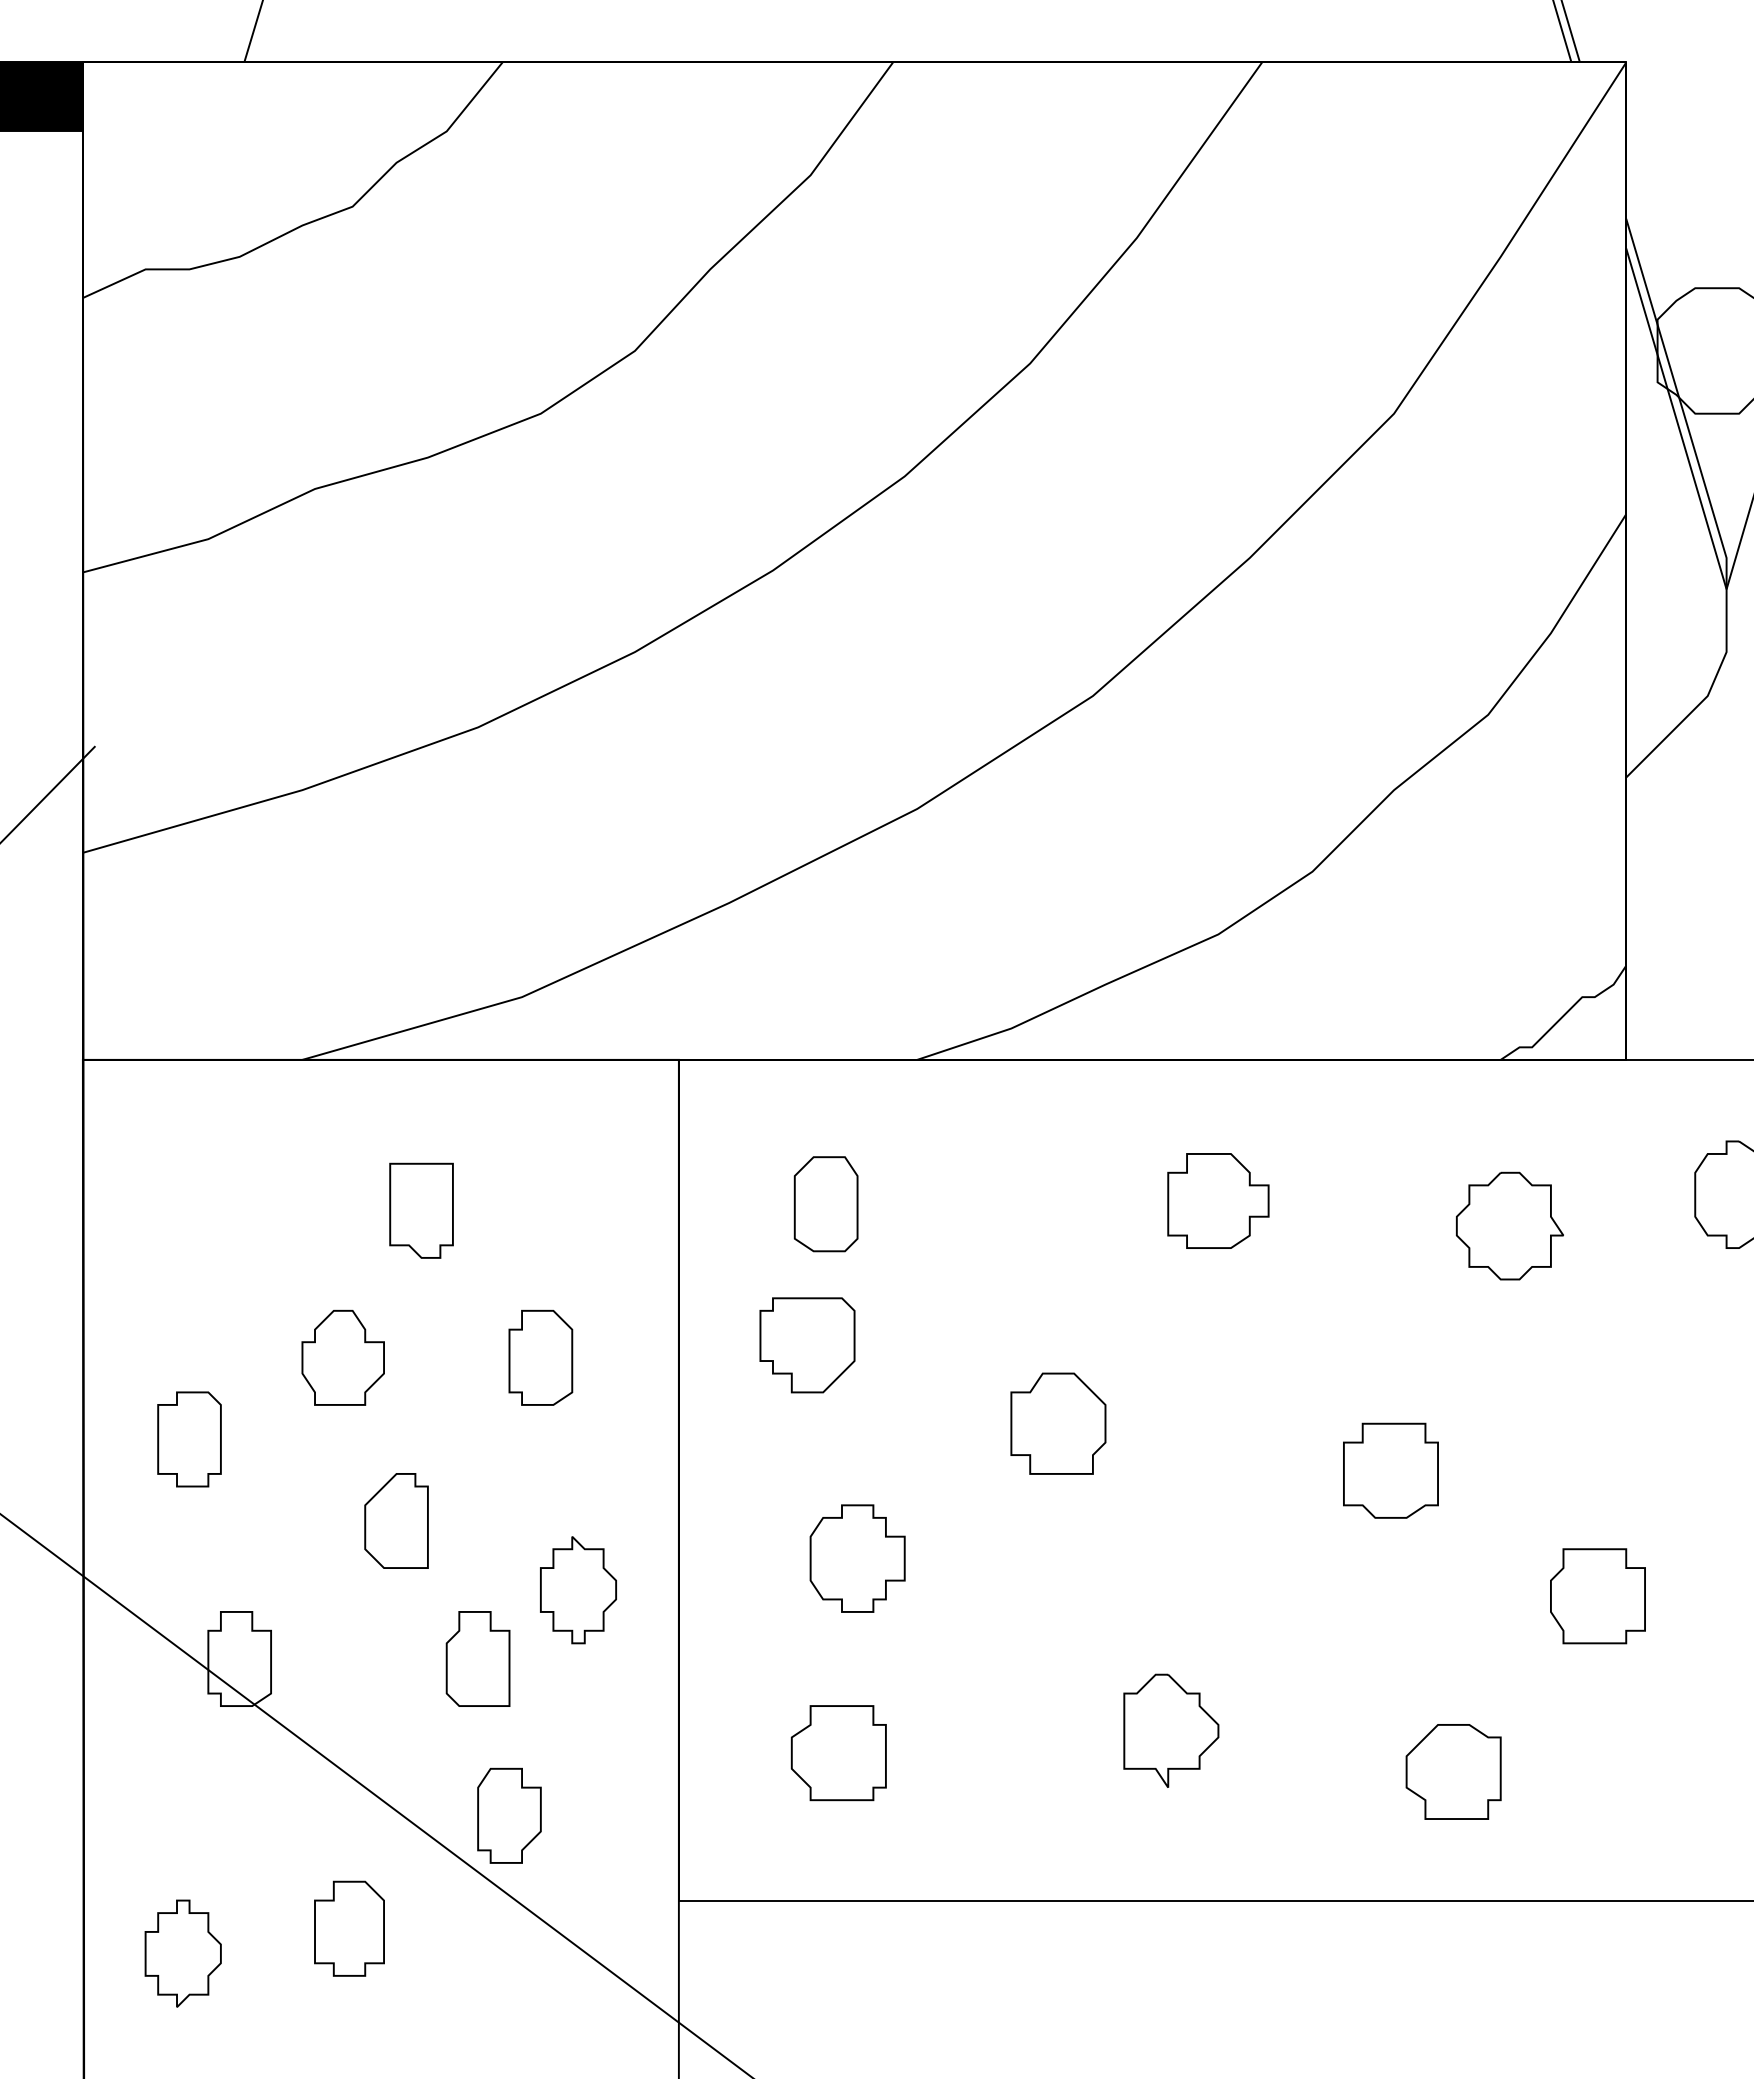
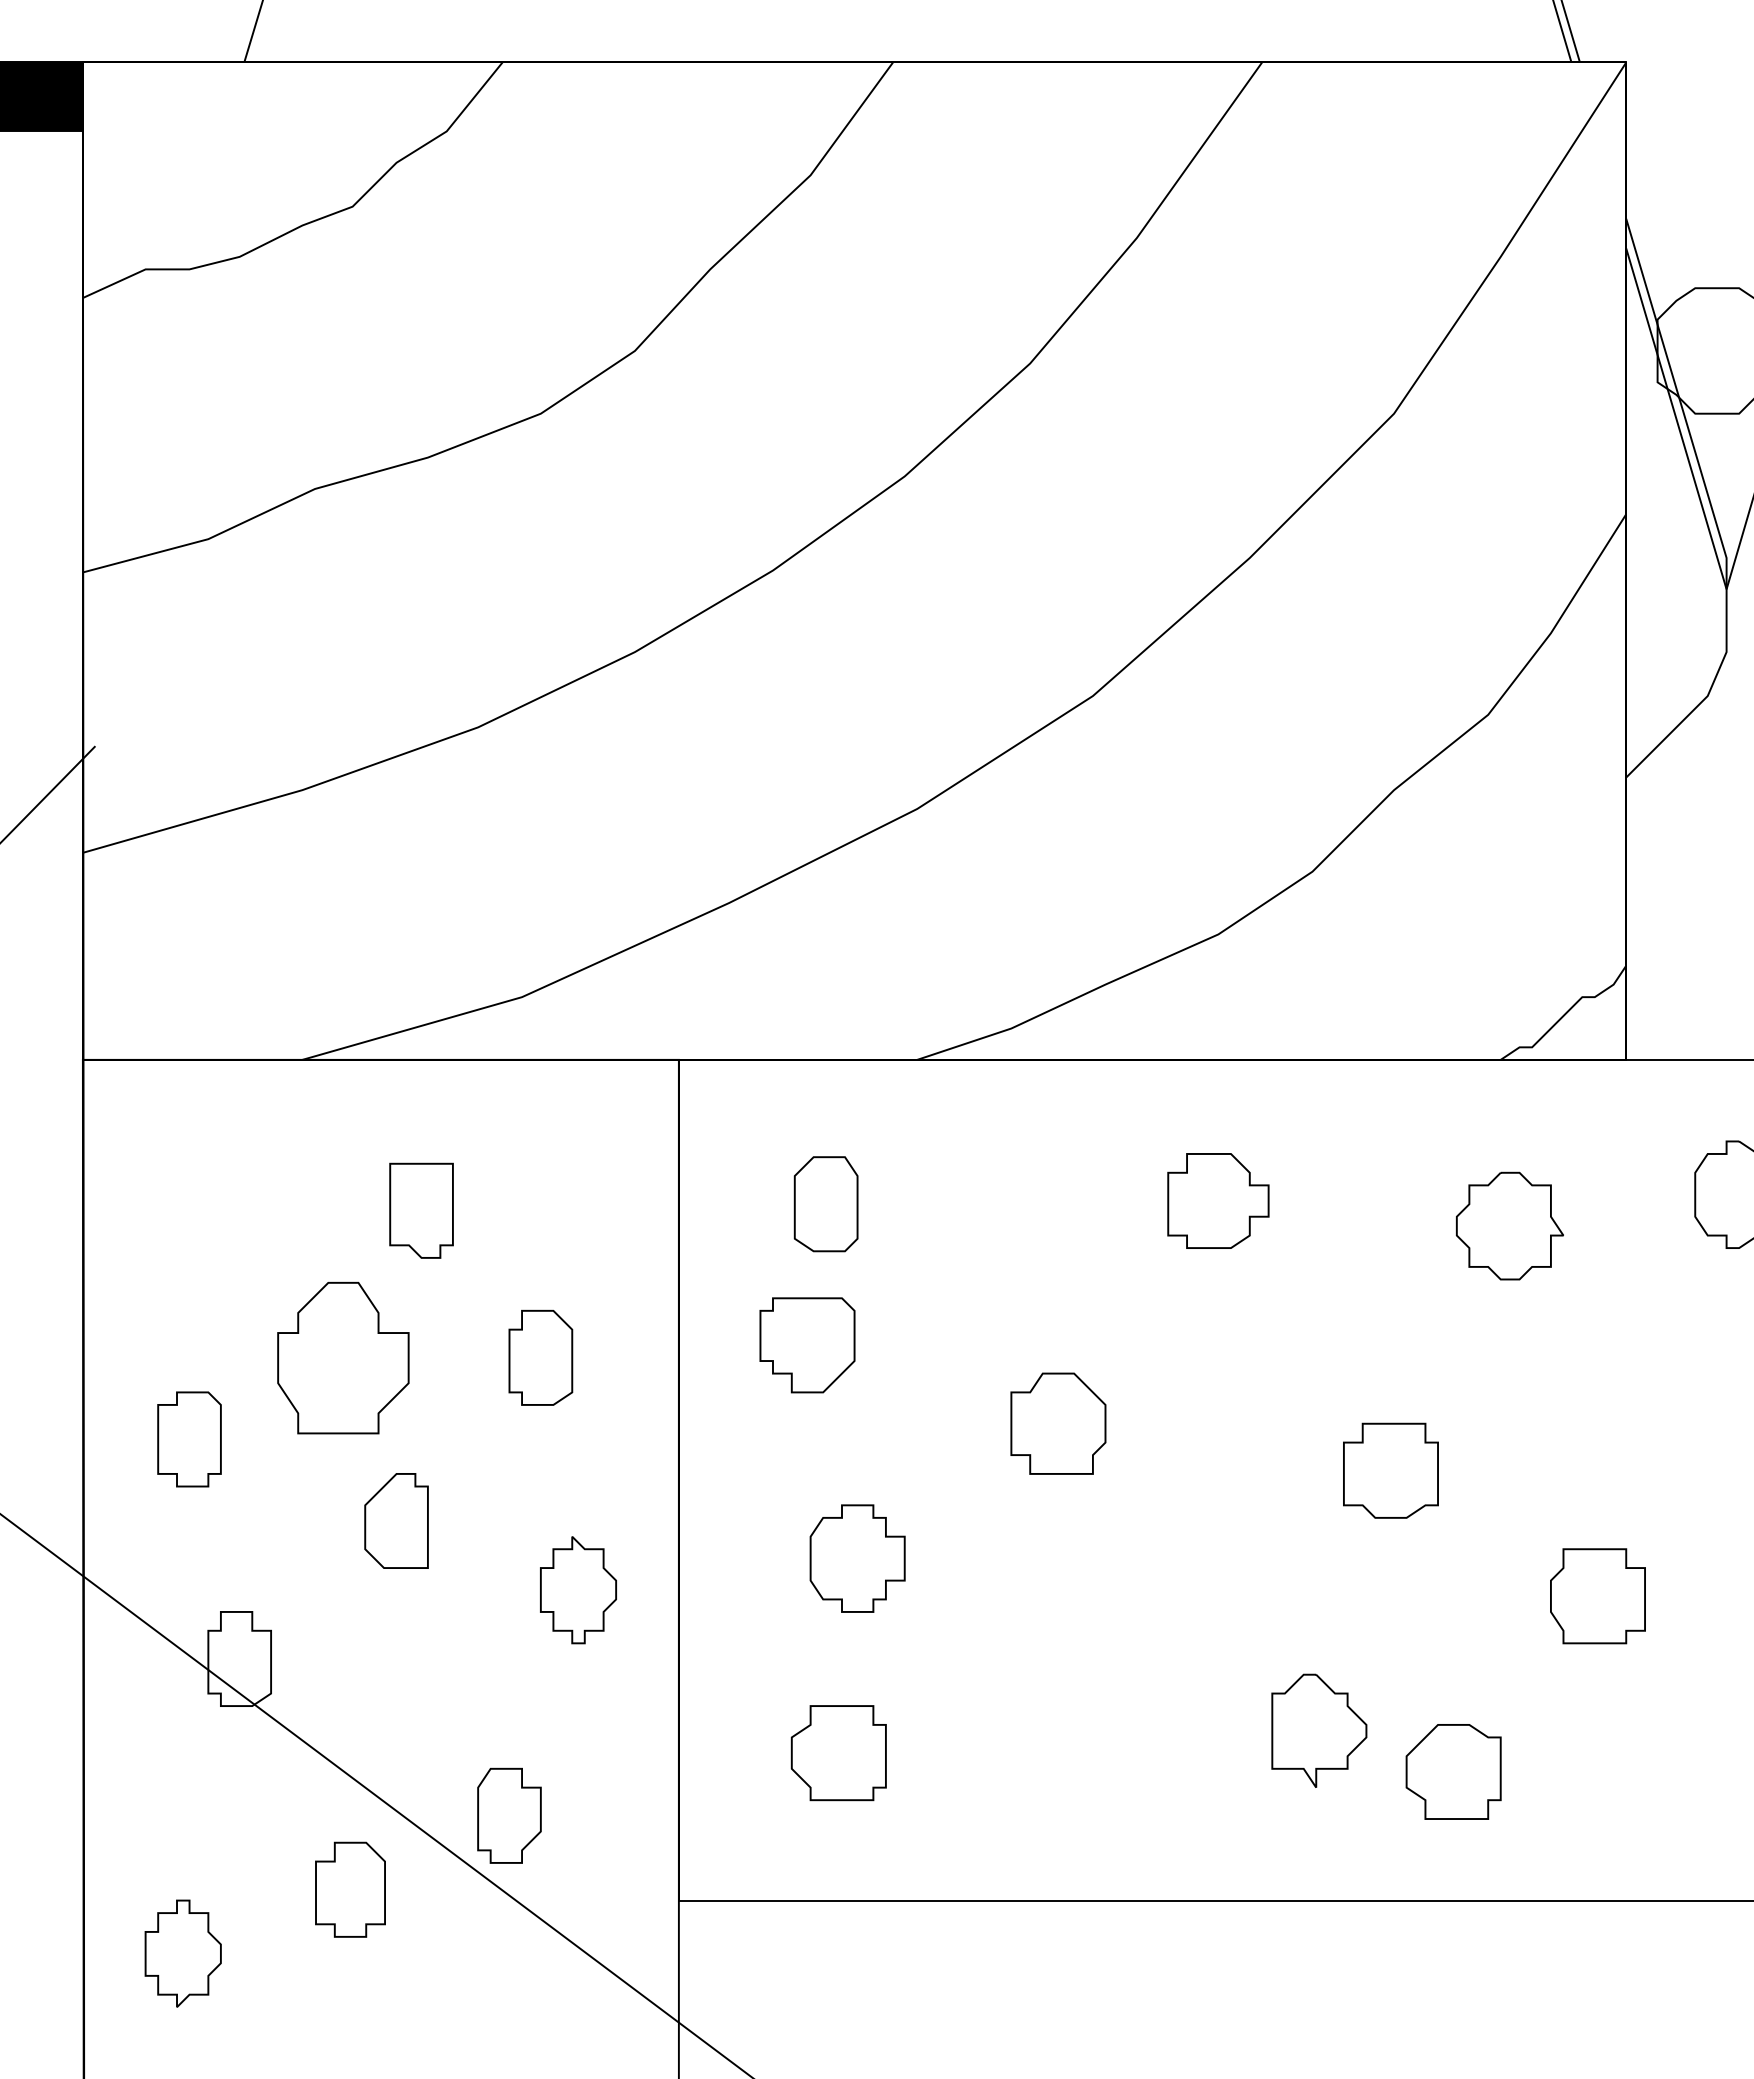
part size: 84x97 px -> 133x153 px (343, 1358)
part: present -> none (477, 1658)
part position: (1171, 1730) -> (1319, 1730) (1319, 1730)
part position: (349, 1928) -> (350, 1889) (350, 1889)
